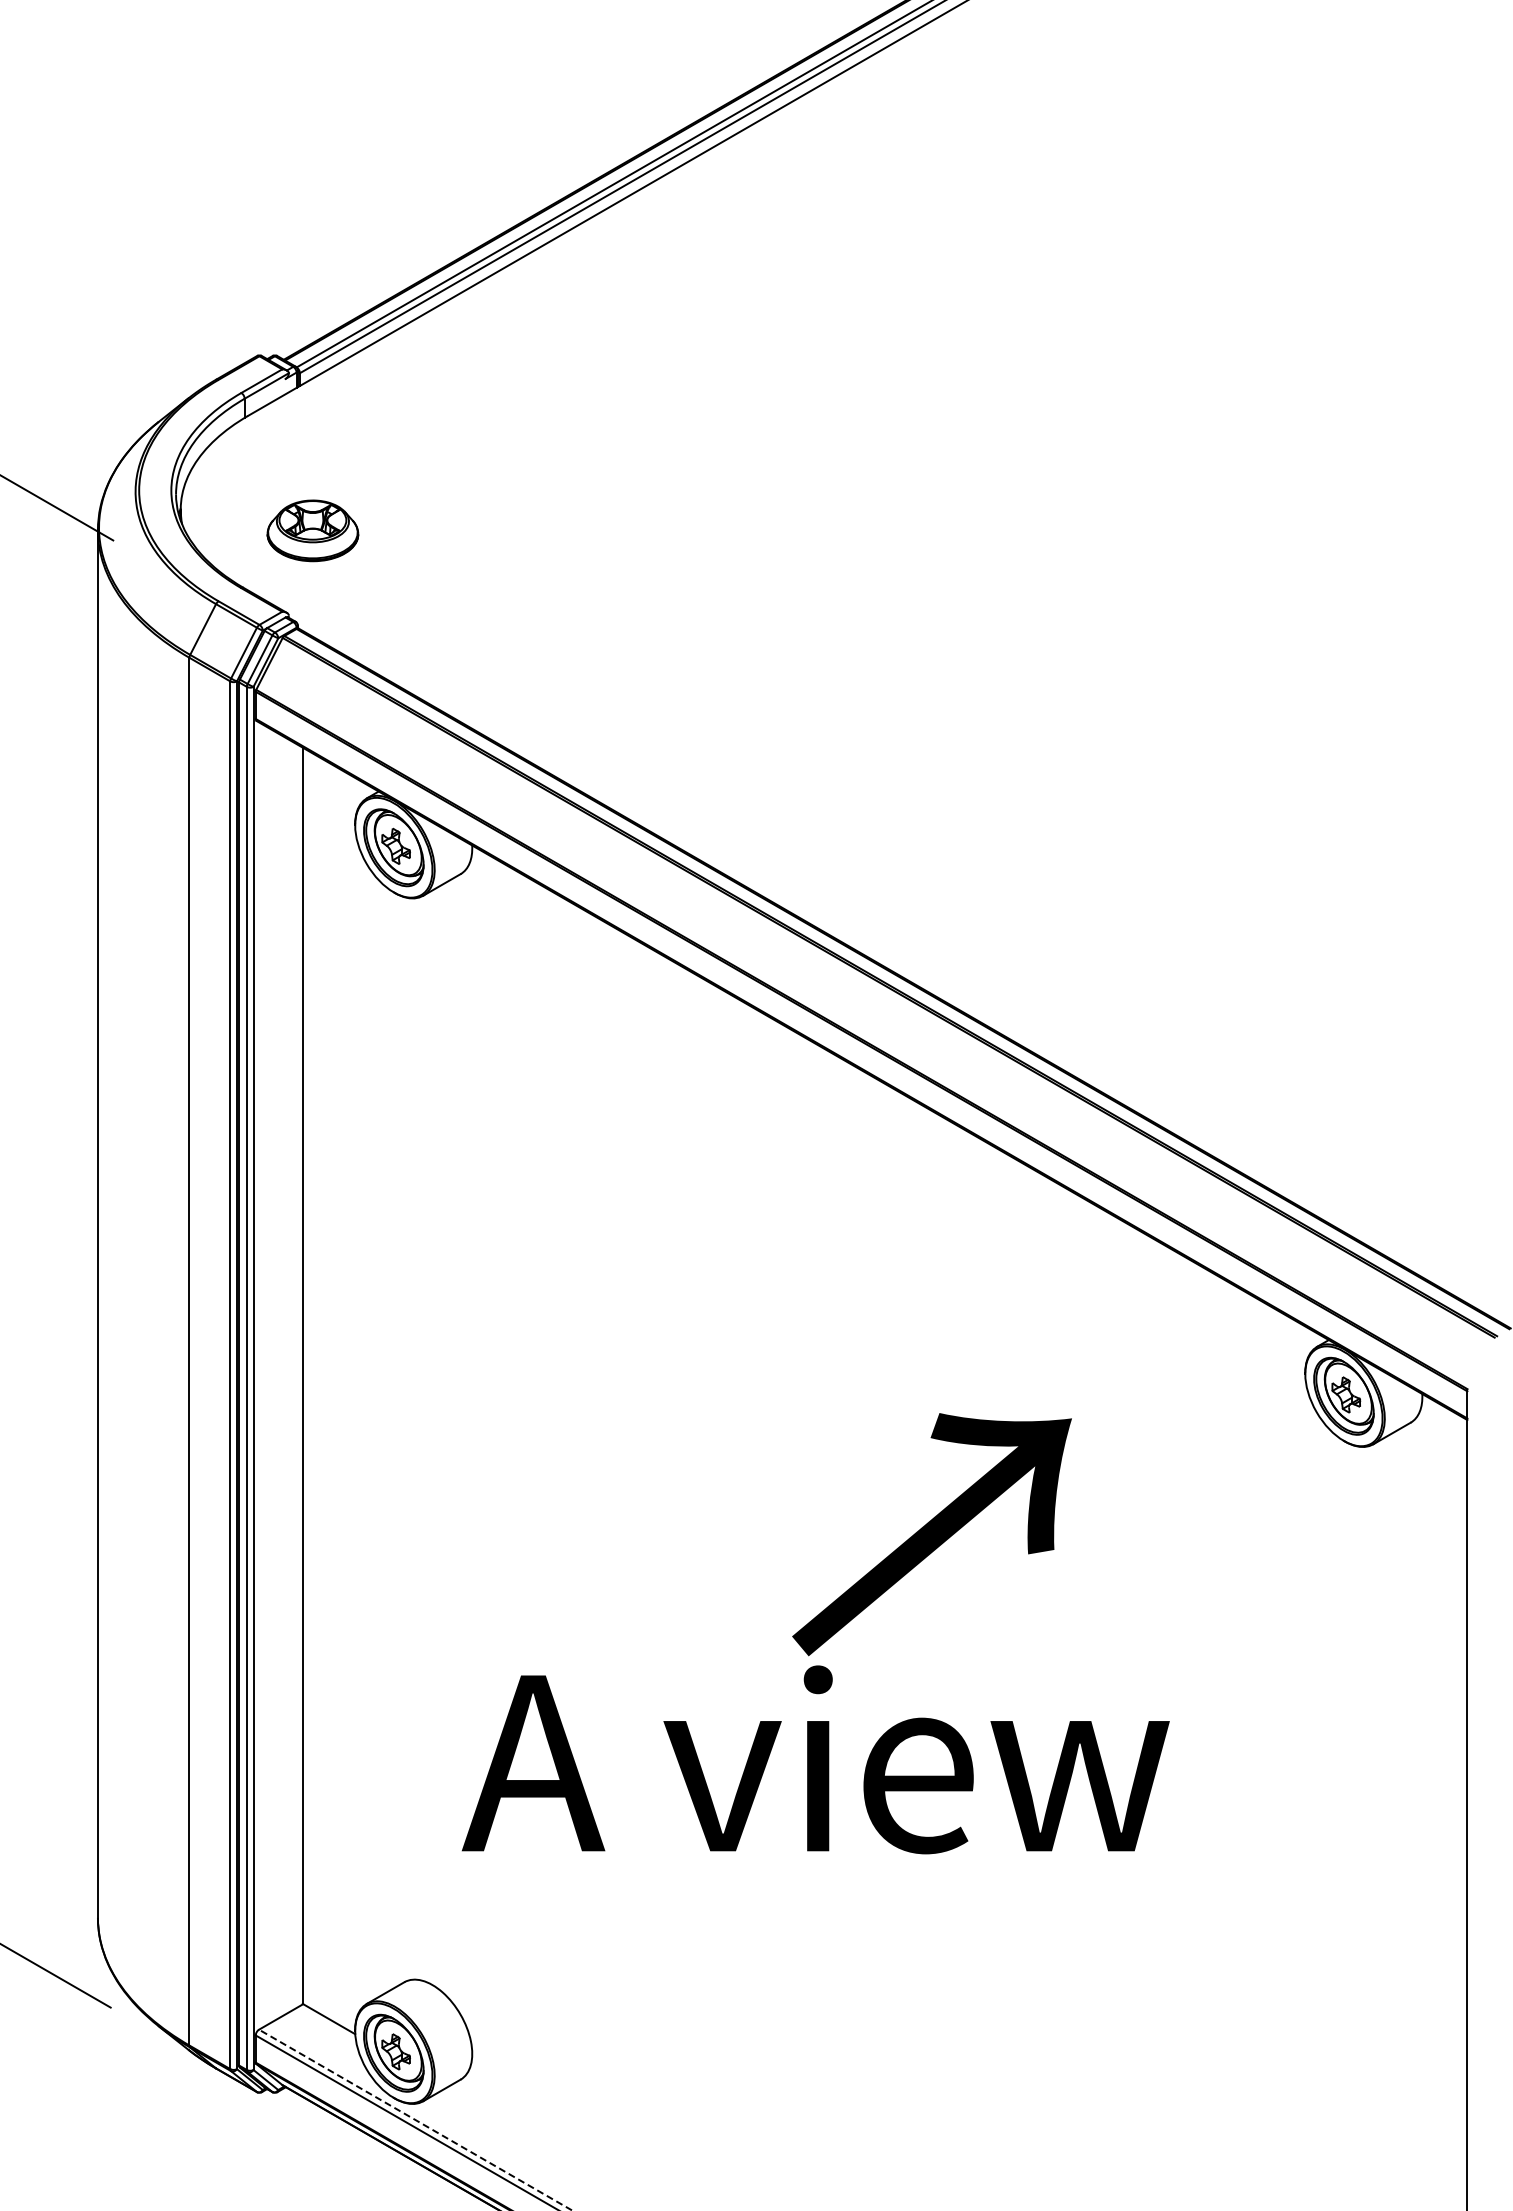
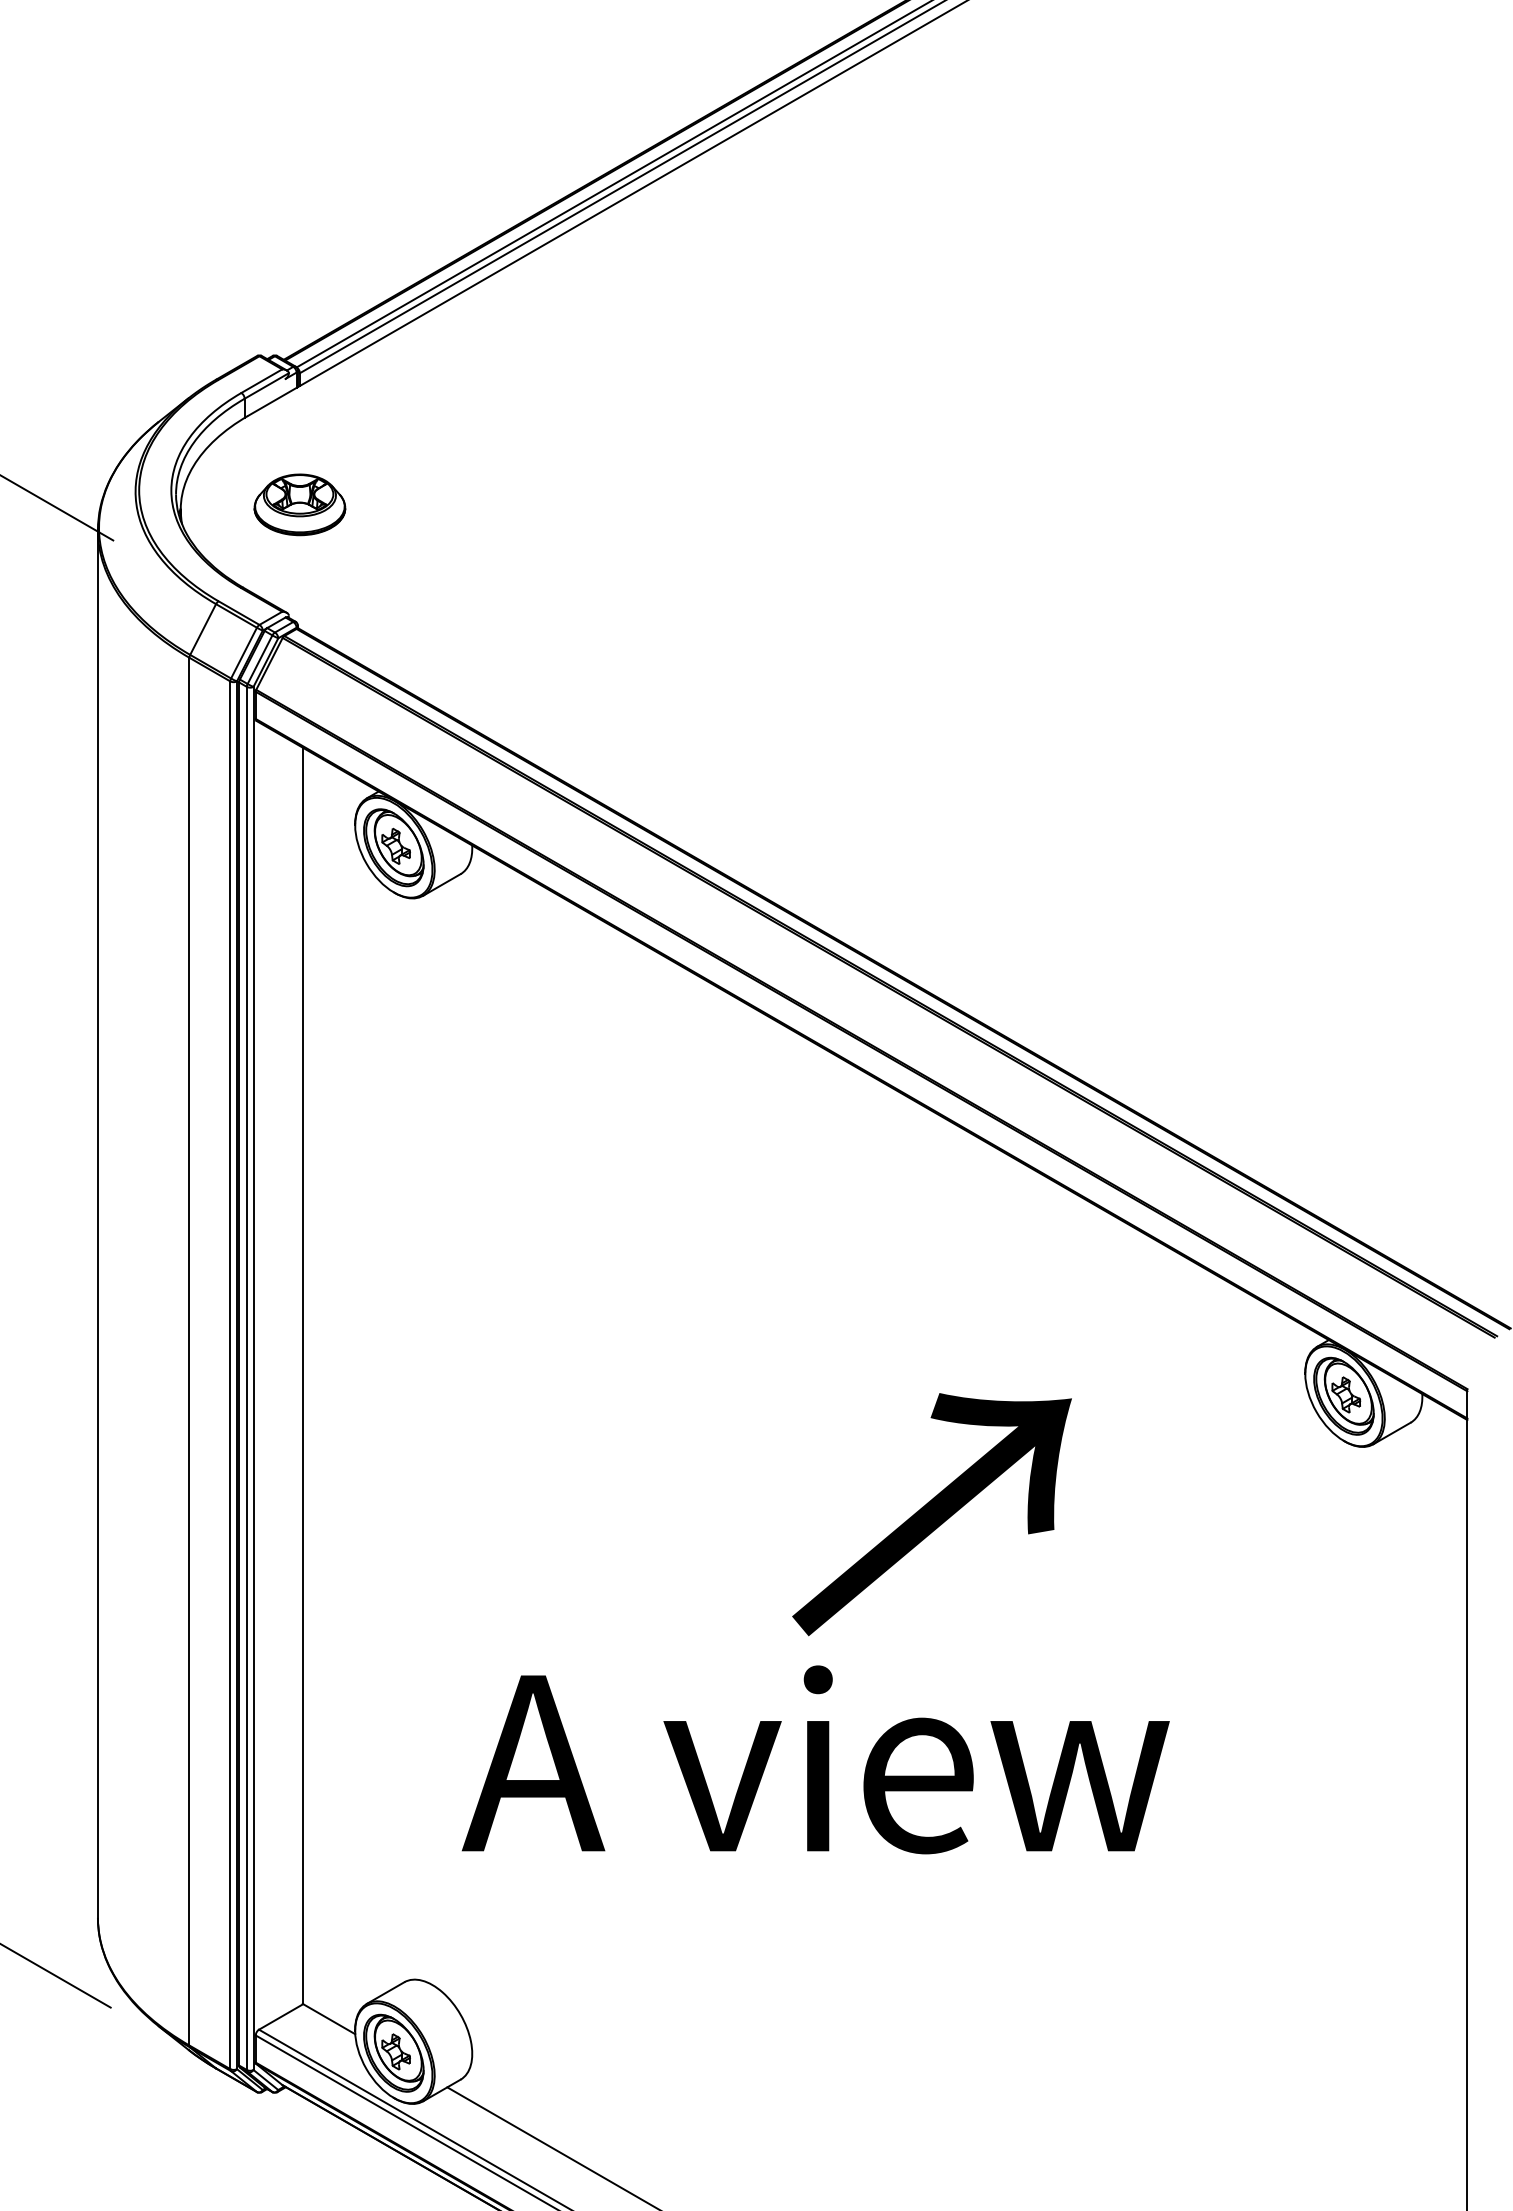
part position: (312, 530) -> (299, 504) (299, 504)
text position: (931, 1534) -> (931, 1514) (931, 1514)
line: dashed -> solid (415, 2120)
line: none -> present (551, 2147)
